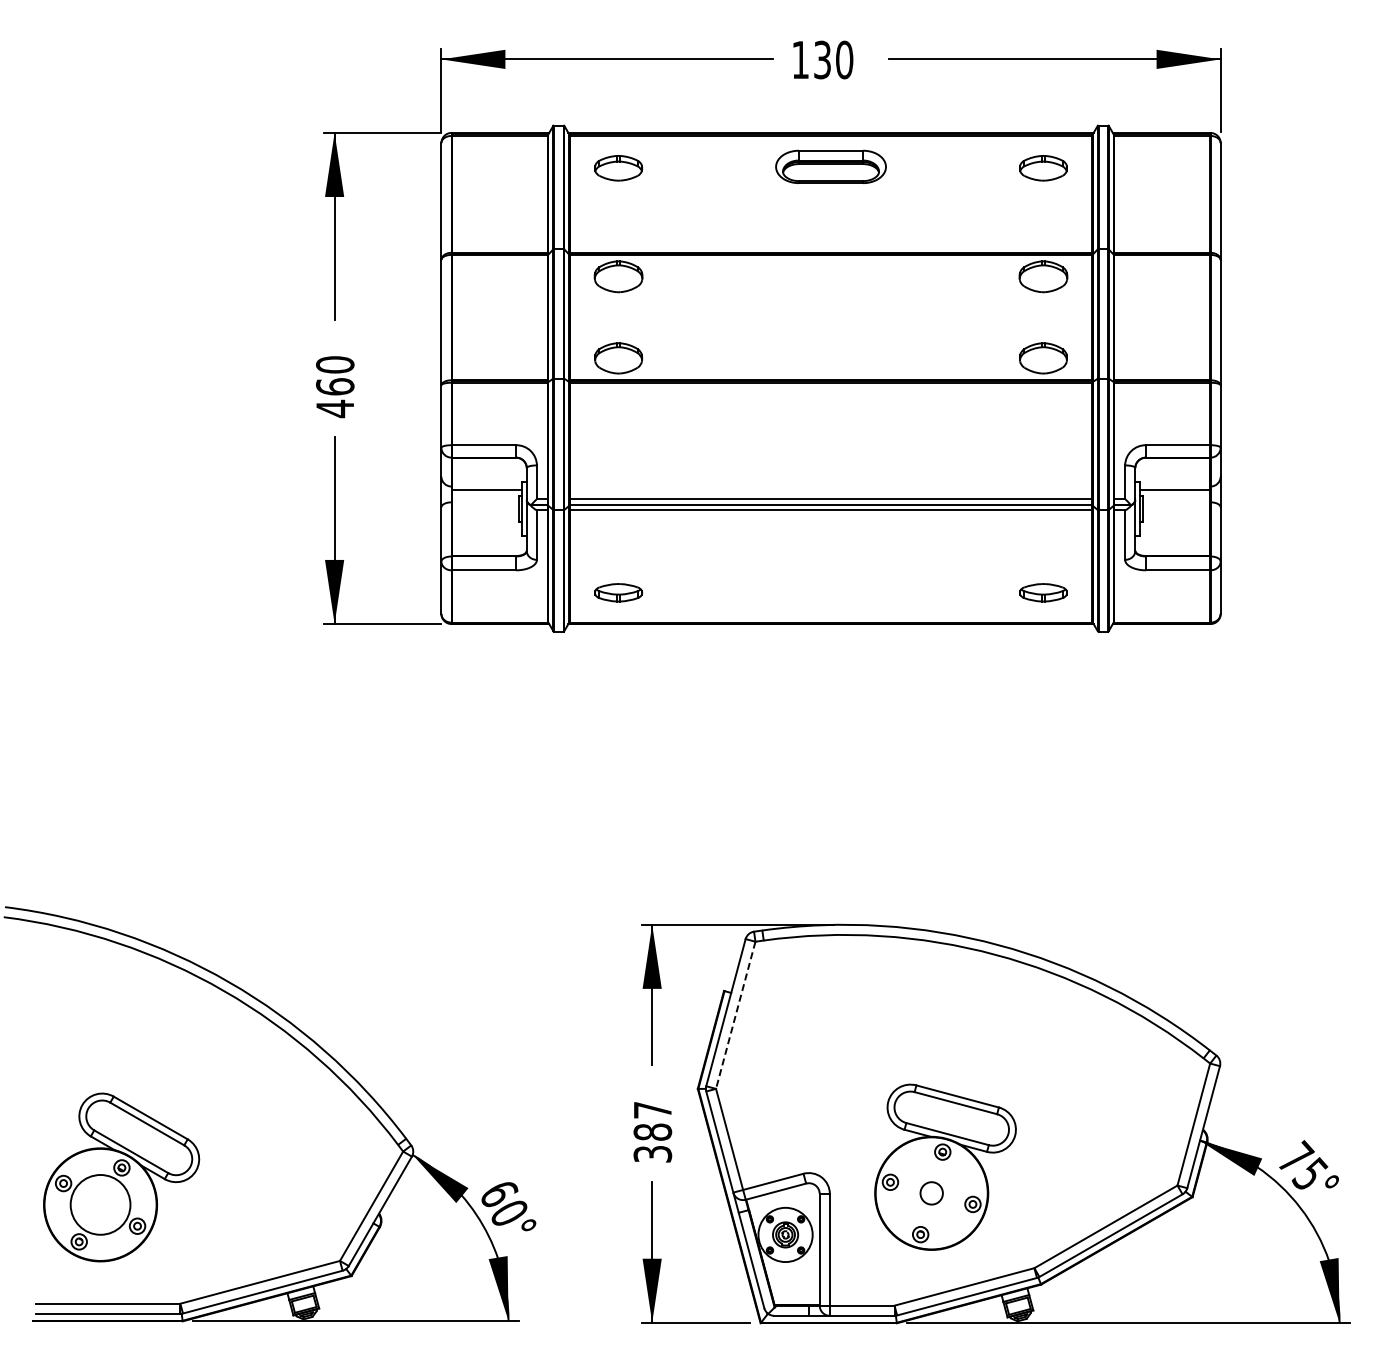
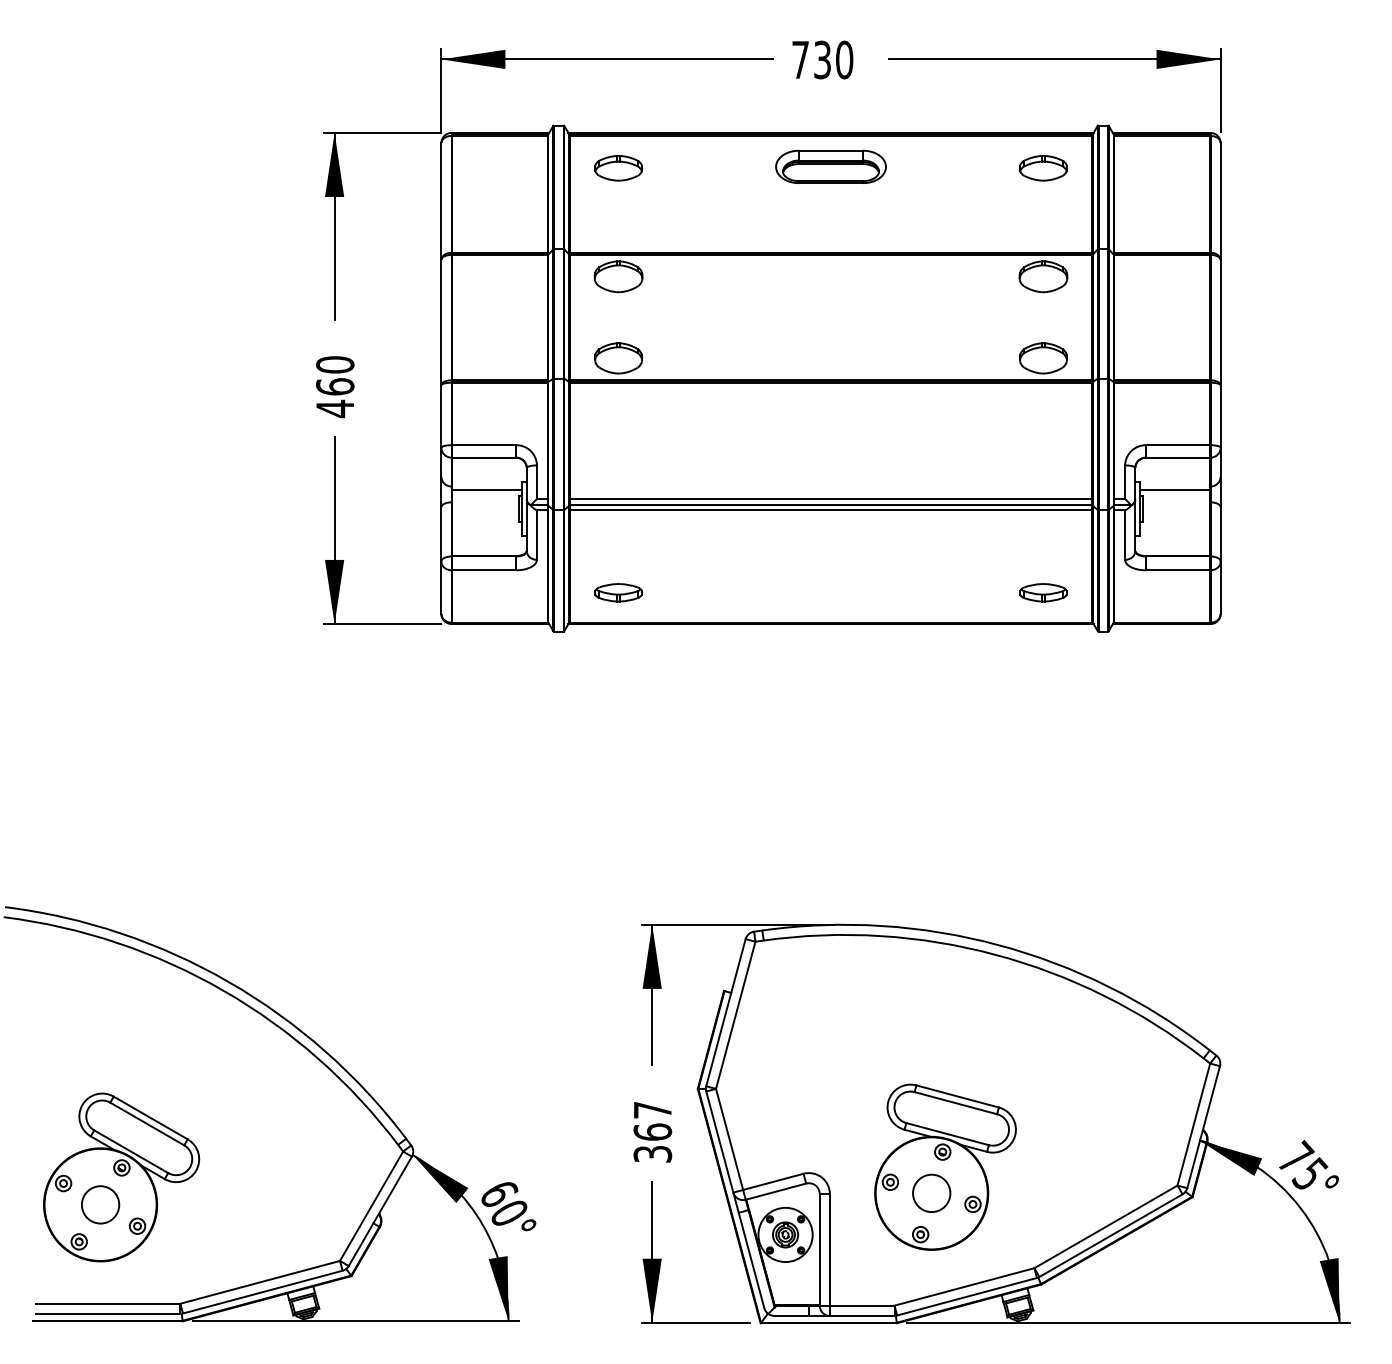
text: 130 -> 730 (800, 59)
line: dashed -> solid (735, 1015)
text: 387 -> 367 (652, 1131)
circle diameter: 22 px -> 37 px (931, 1193)
circle diameter: 60 px -> 37 px (100, 1204)
